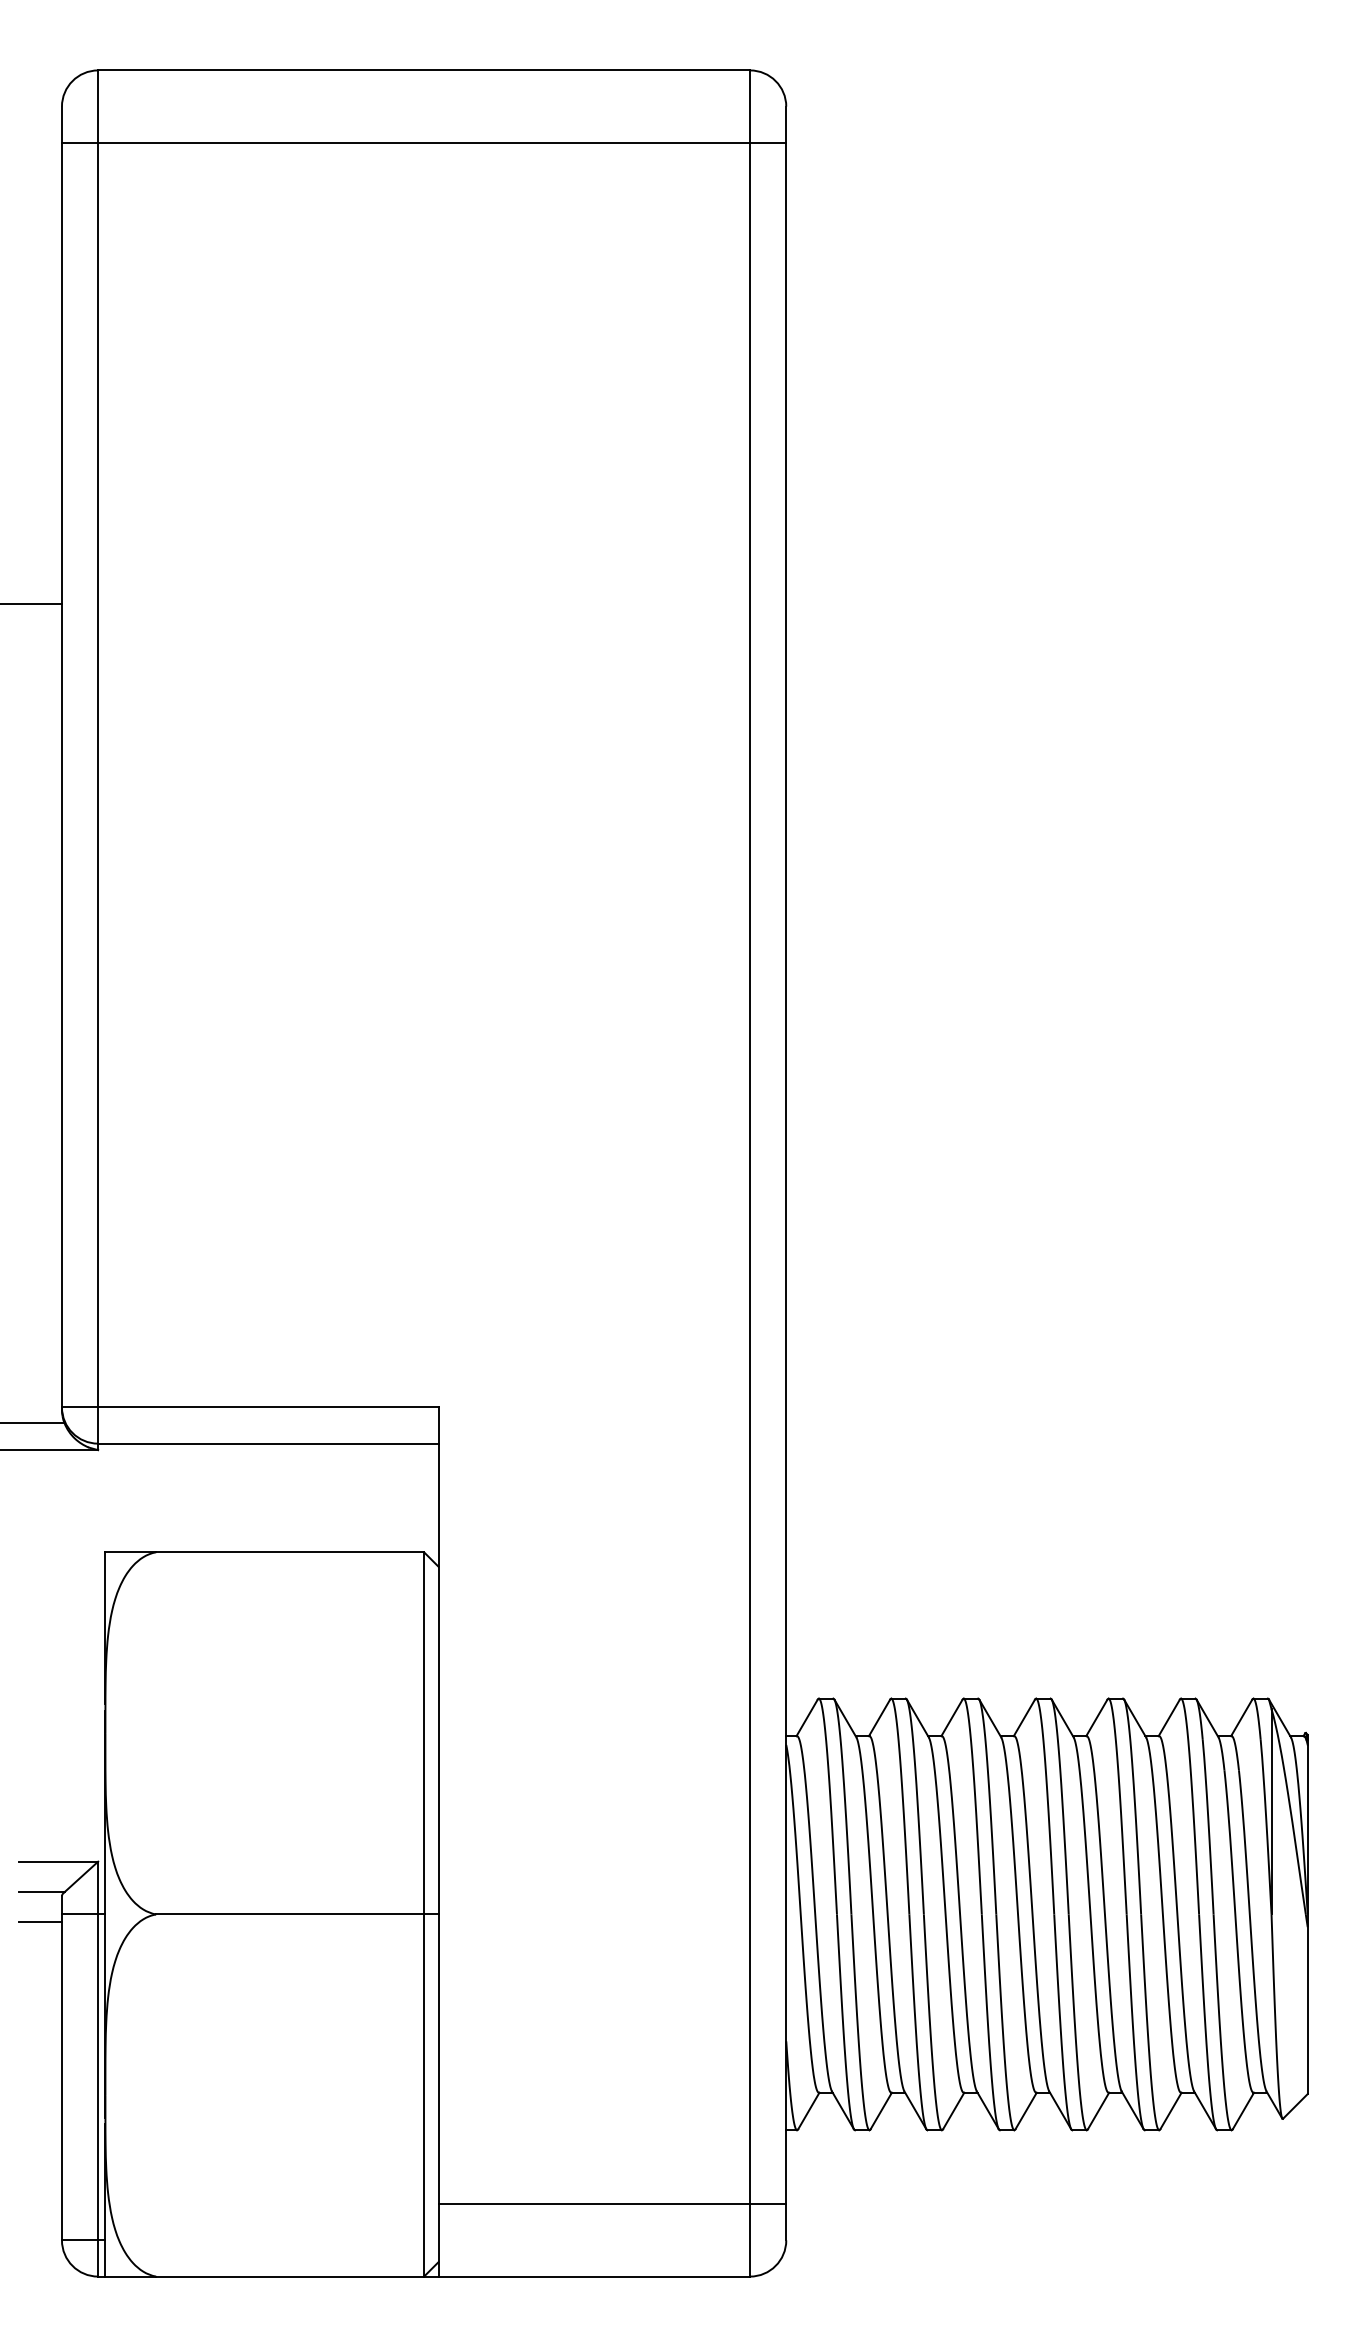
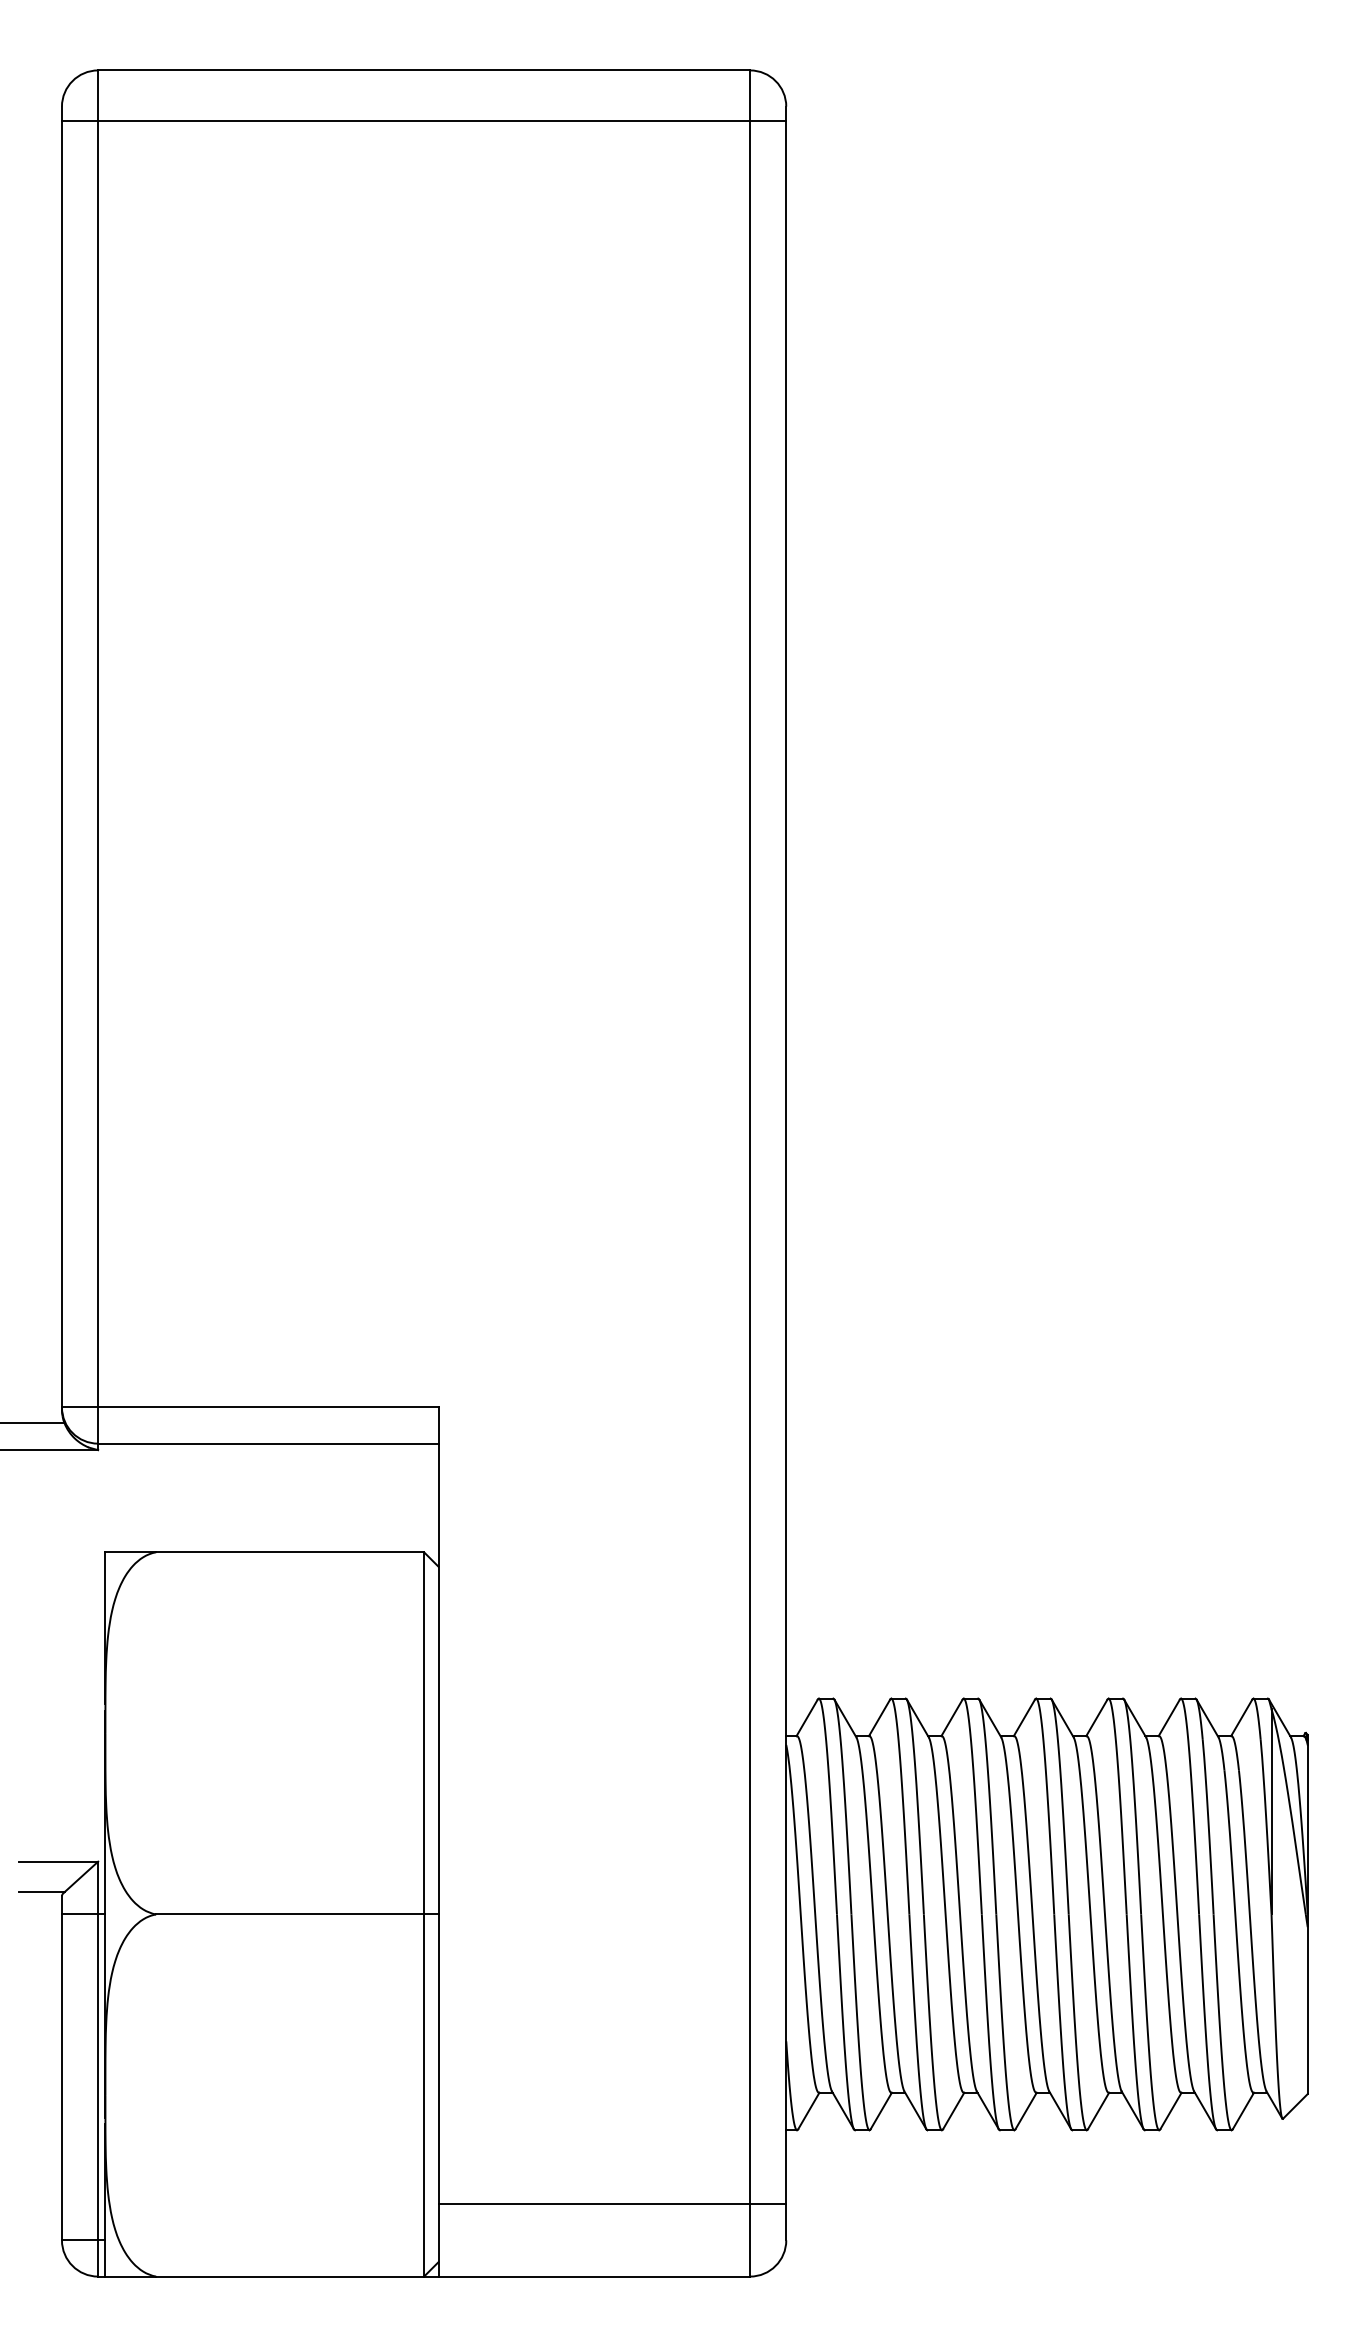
line position: (423, 142) -> (423, 120) (423, 120)
line: present -> none (31, 603)
line: present -> none (39, 1921)
